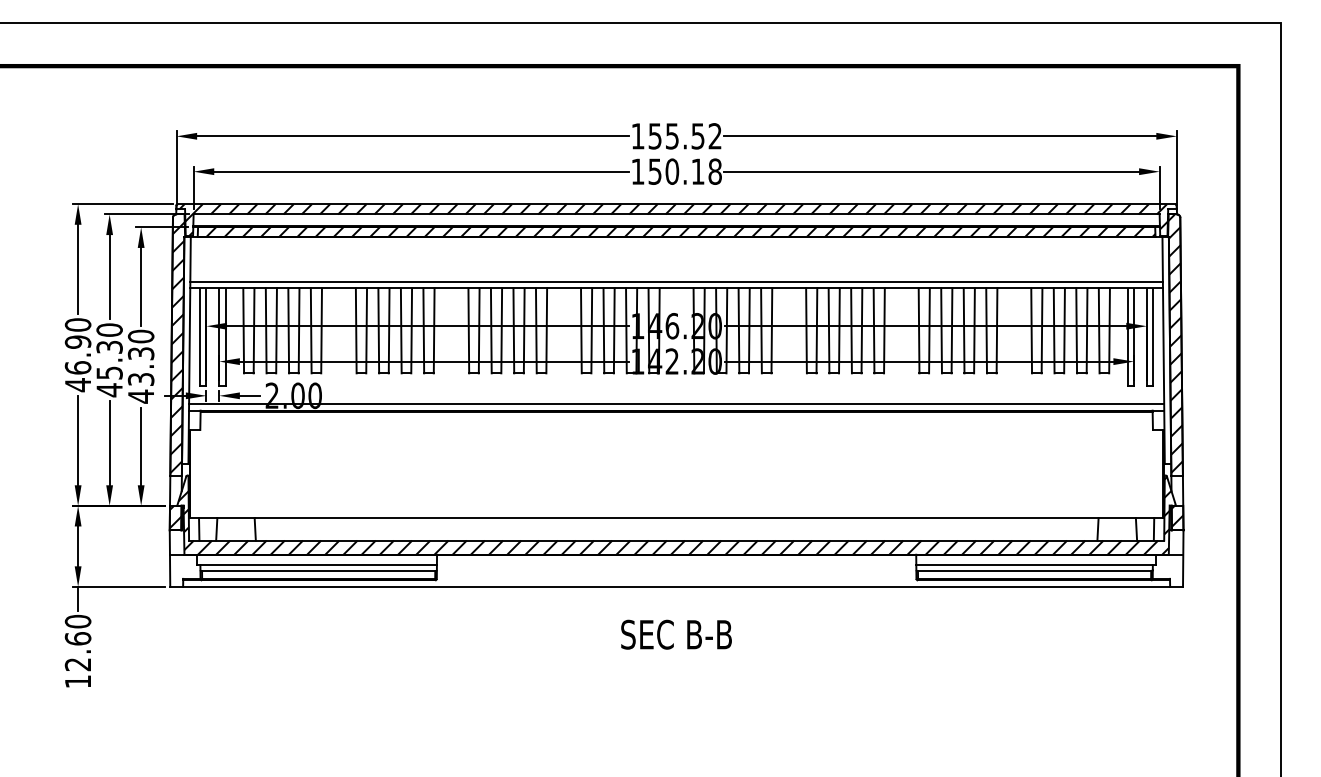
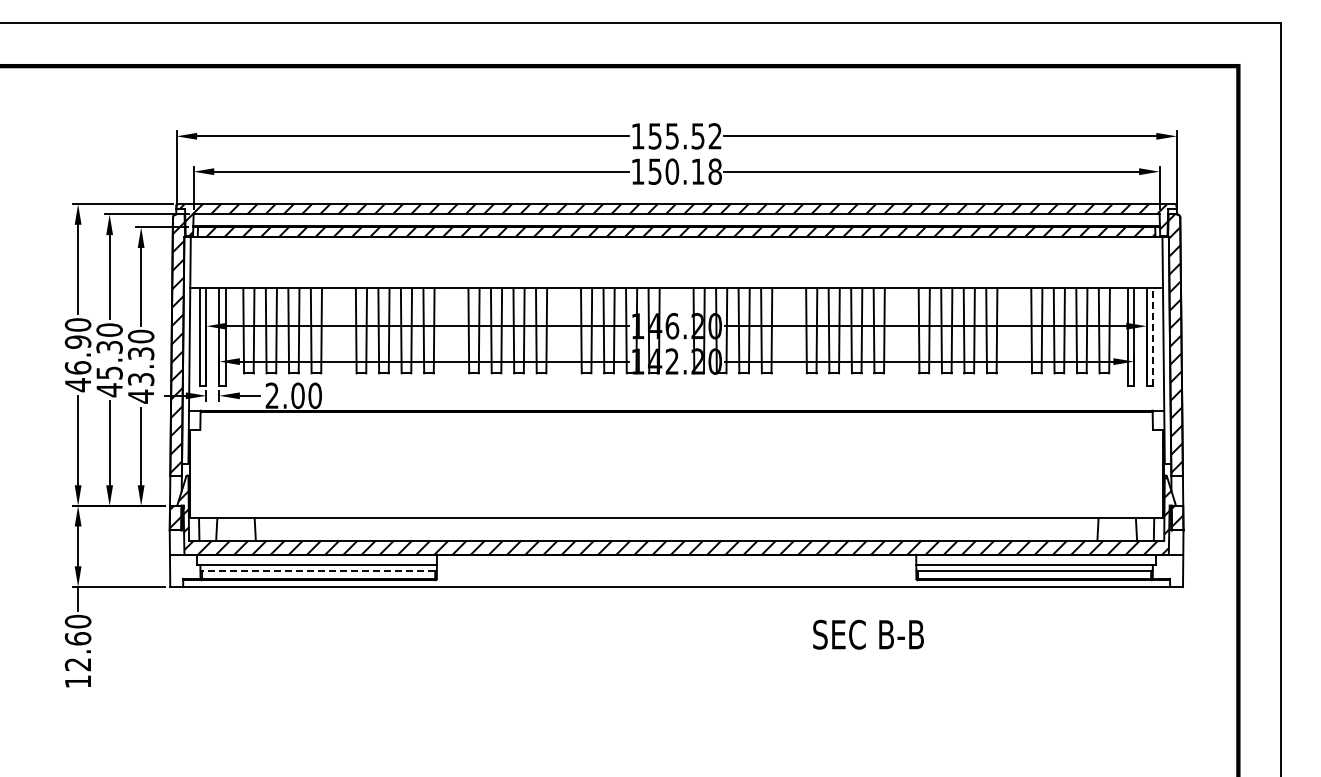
line: present -> none (676, 282)
line: solid -> dashed (1153, 337)
line: present -> none (676, 404)
line: solid -> dashed (318, 571)
text position: (676, 634) -> (868, 634) (868, 634)
